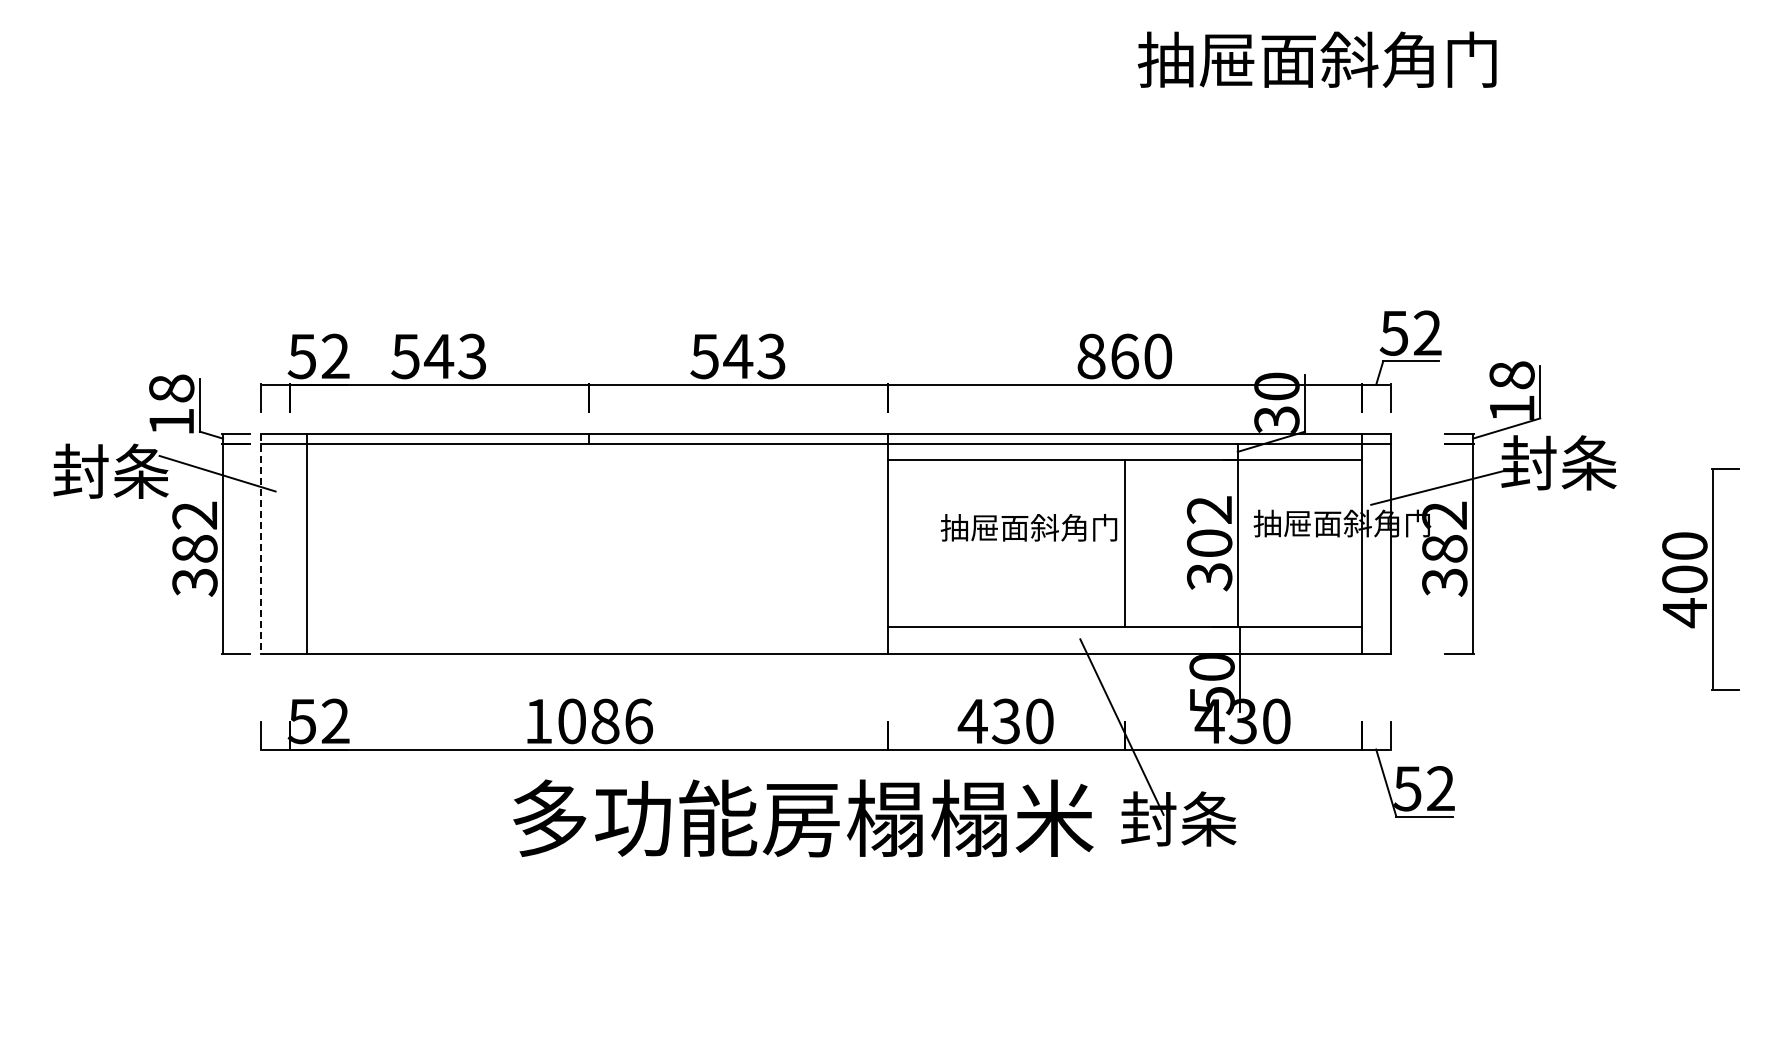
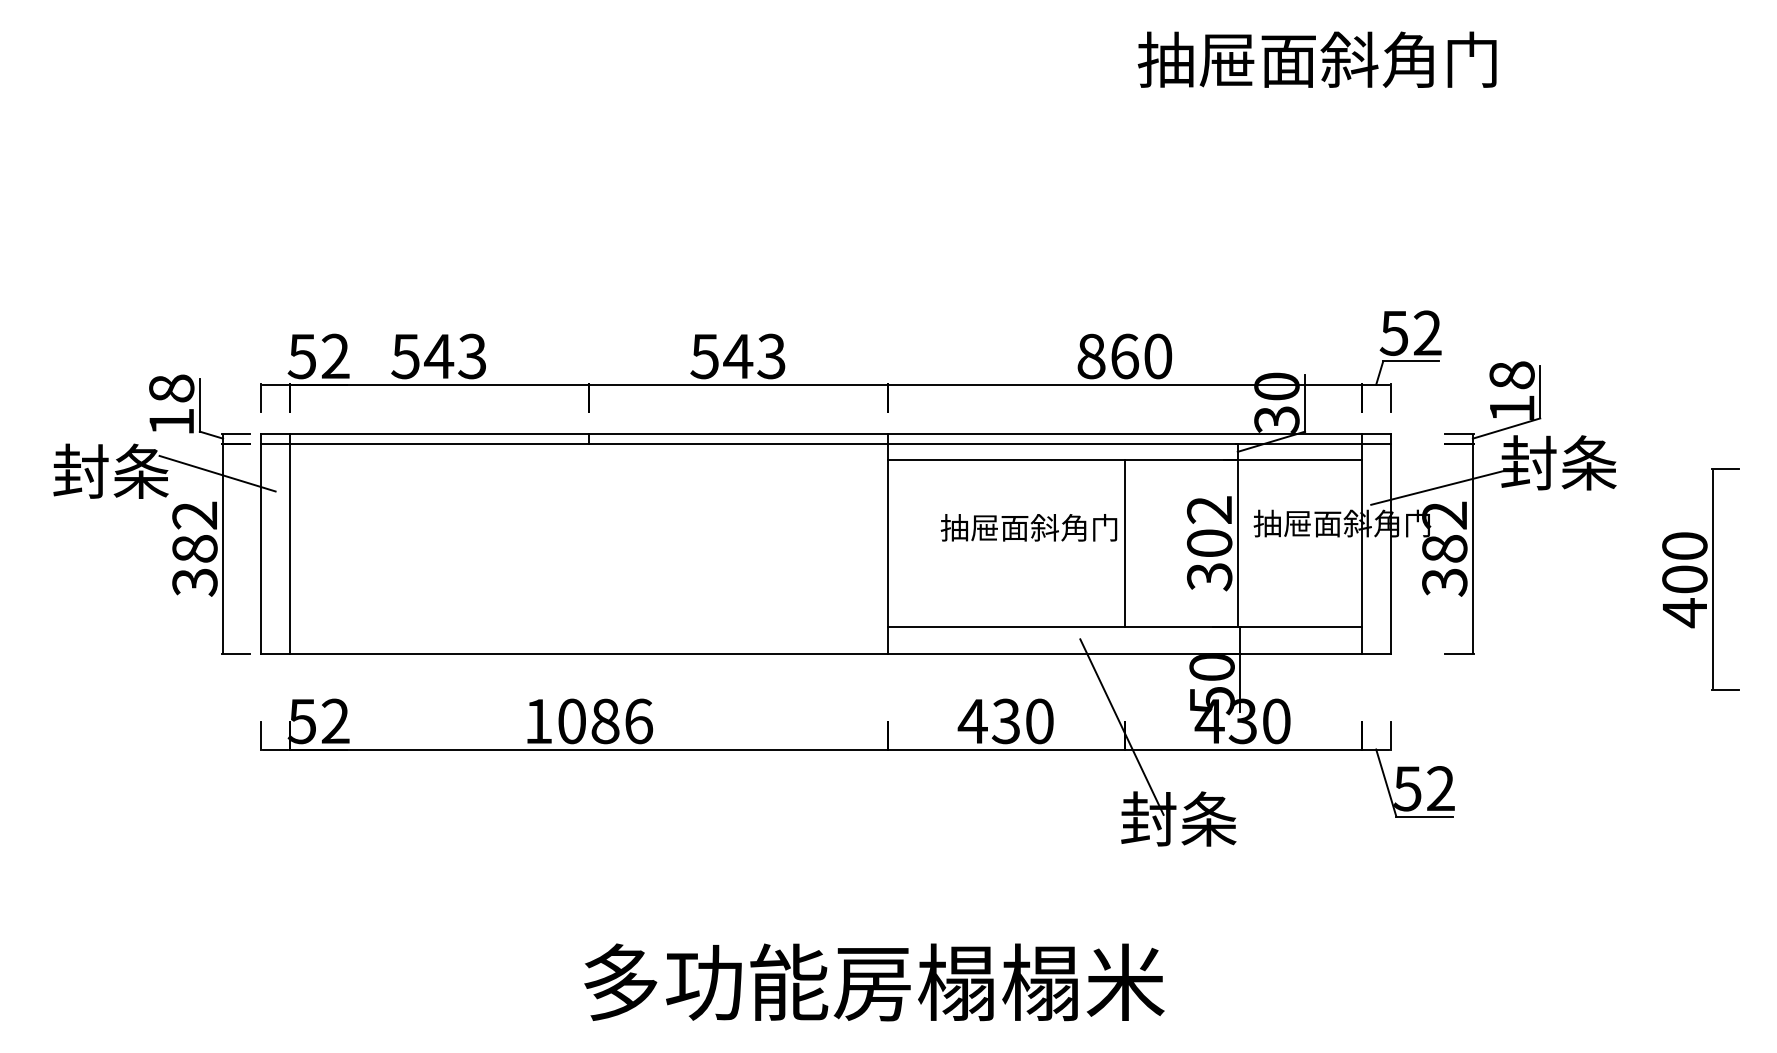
line position: (306, 543) -> (289, 543) (289, 543)
line: dashed -> solid (261, 544)
text position: (803, 818) -> (874, 982) (874, 982)
